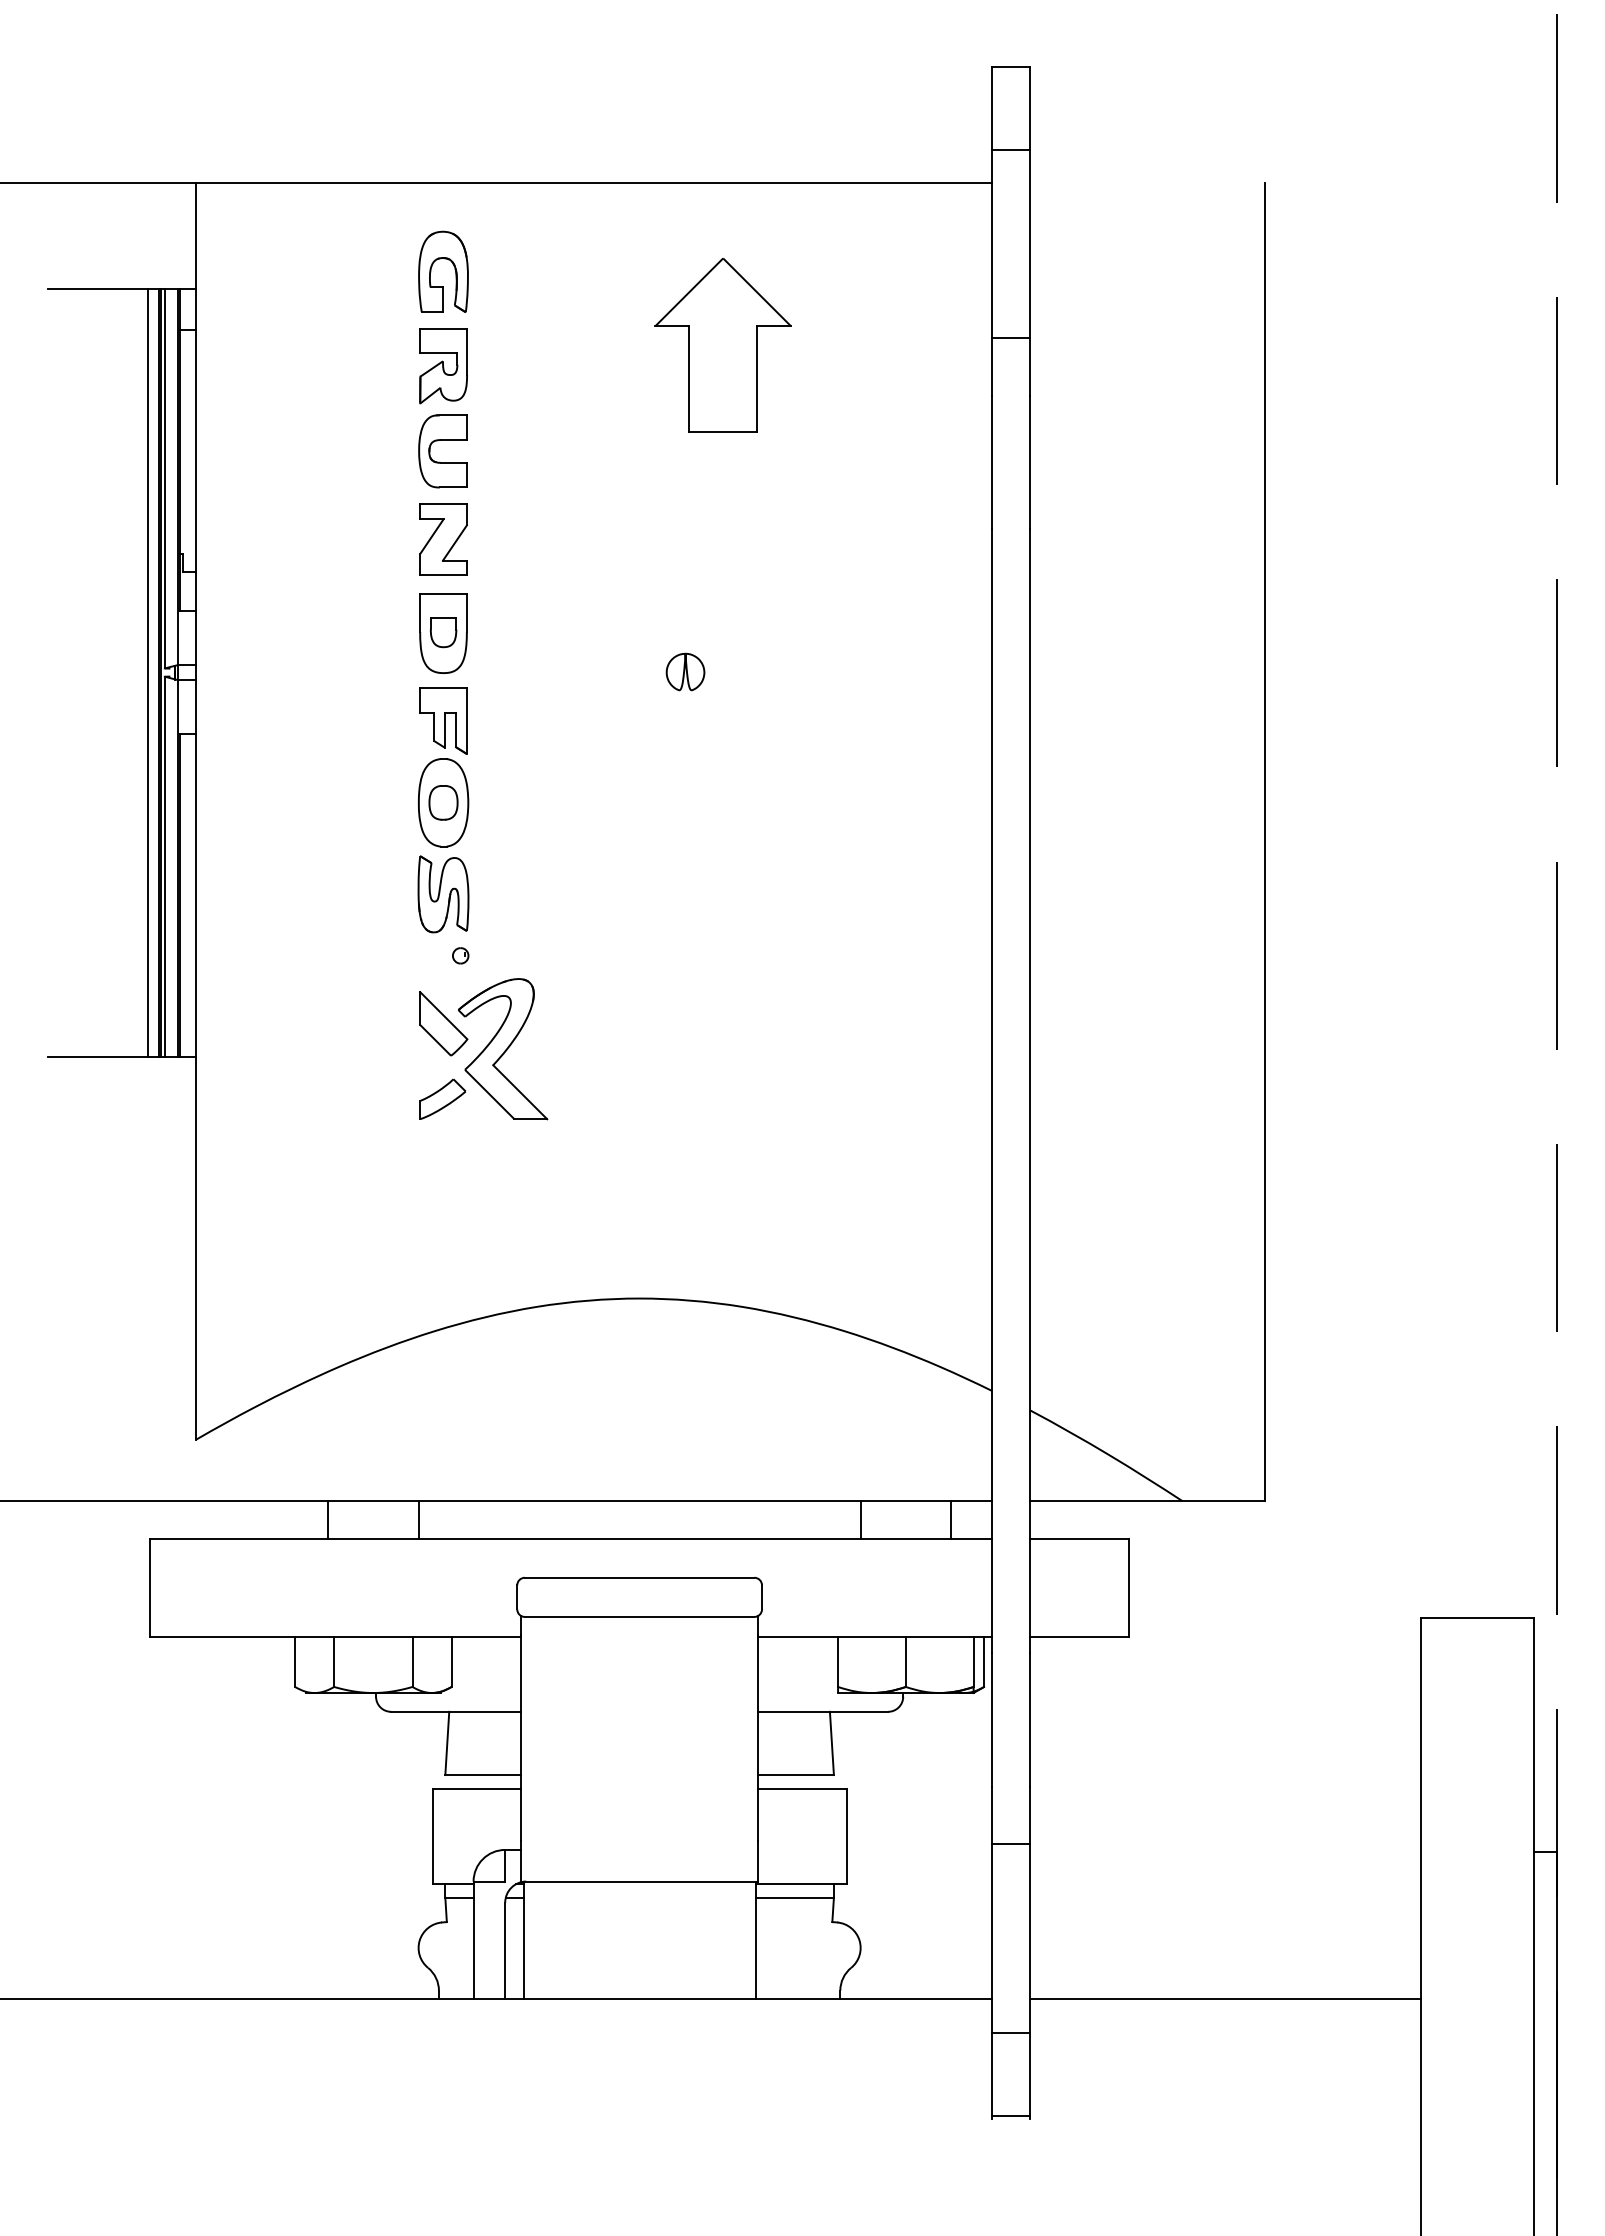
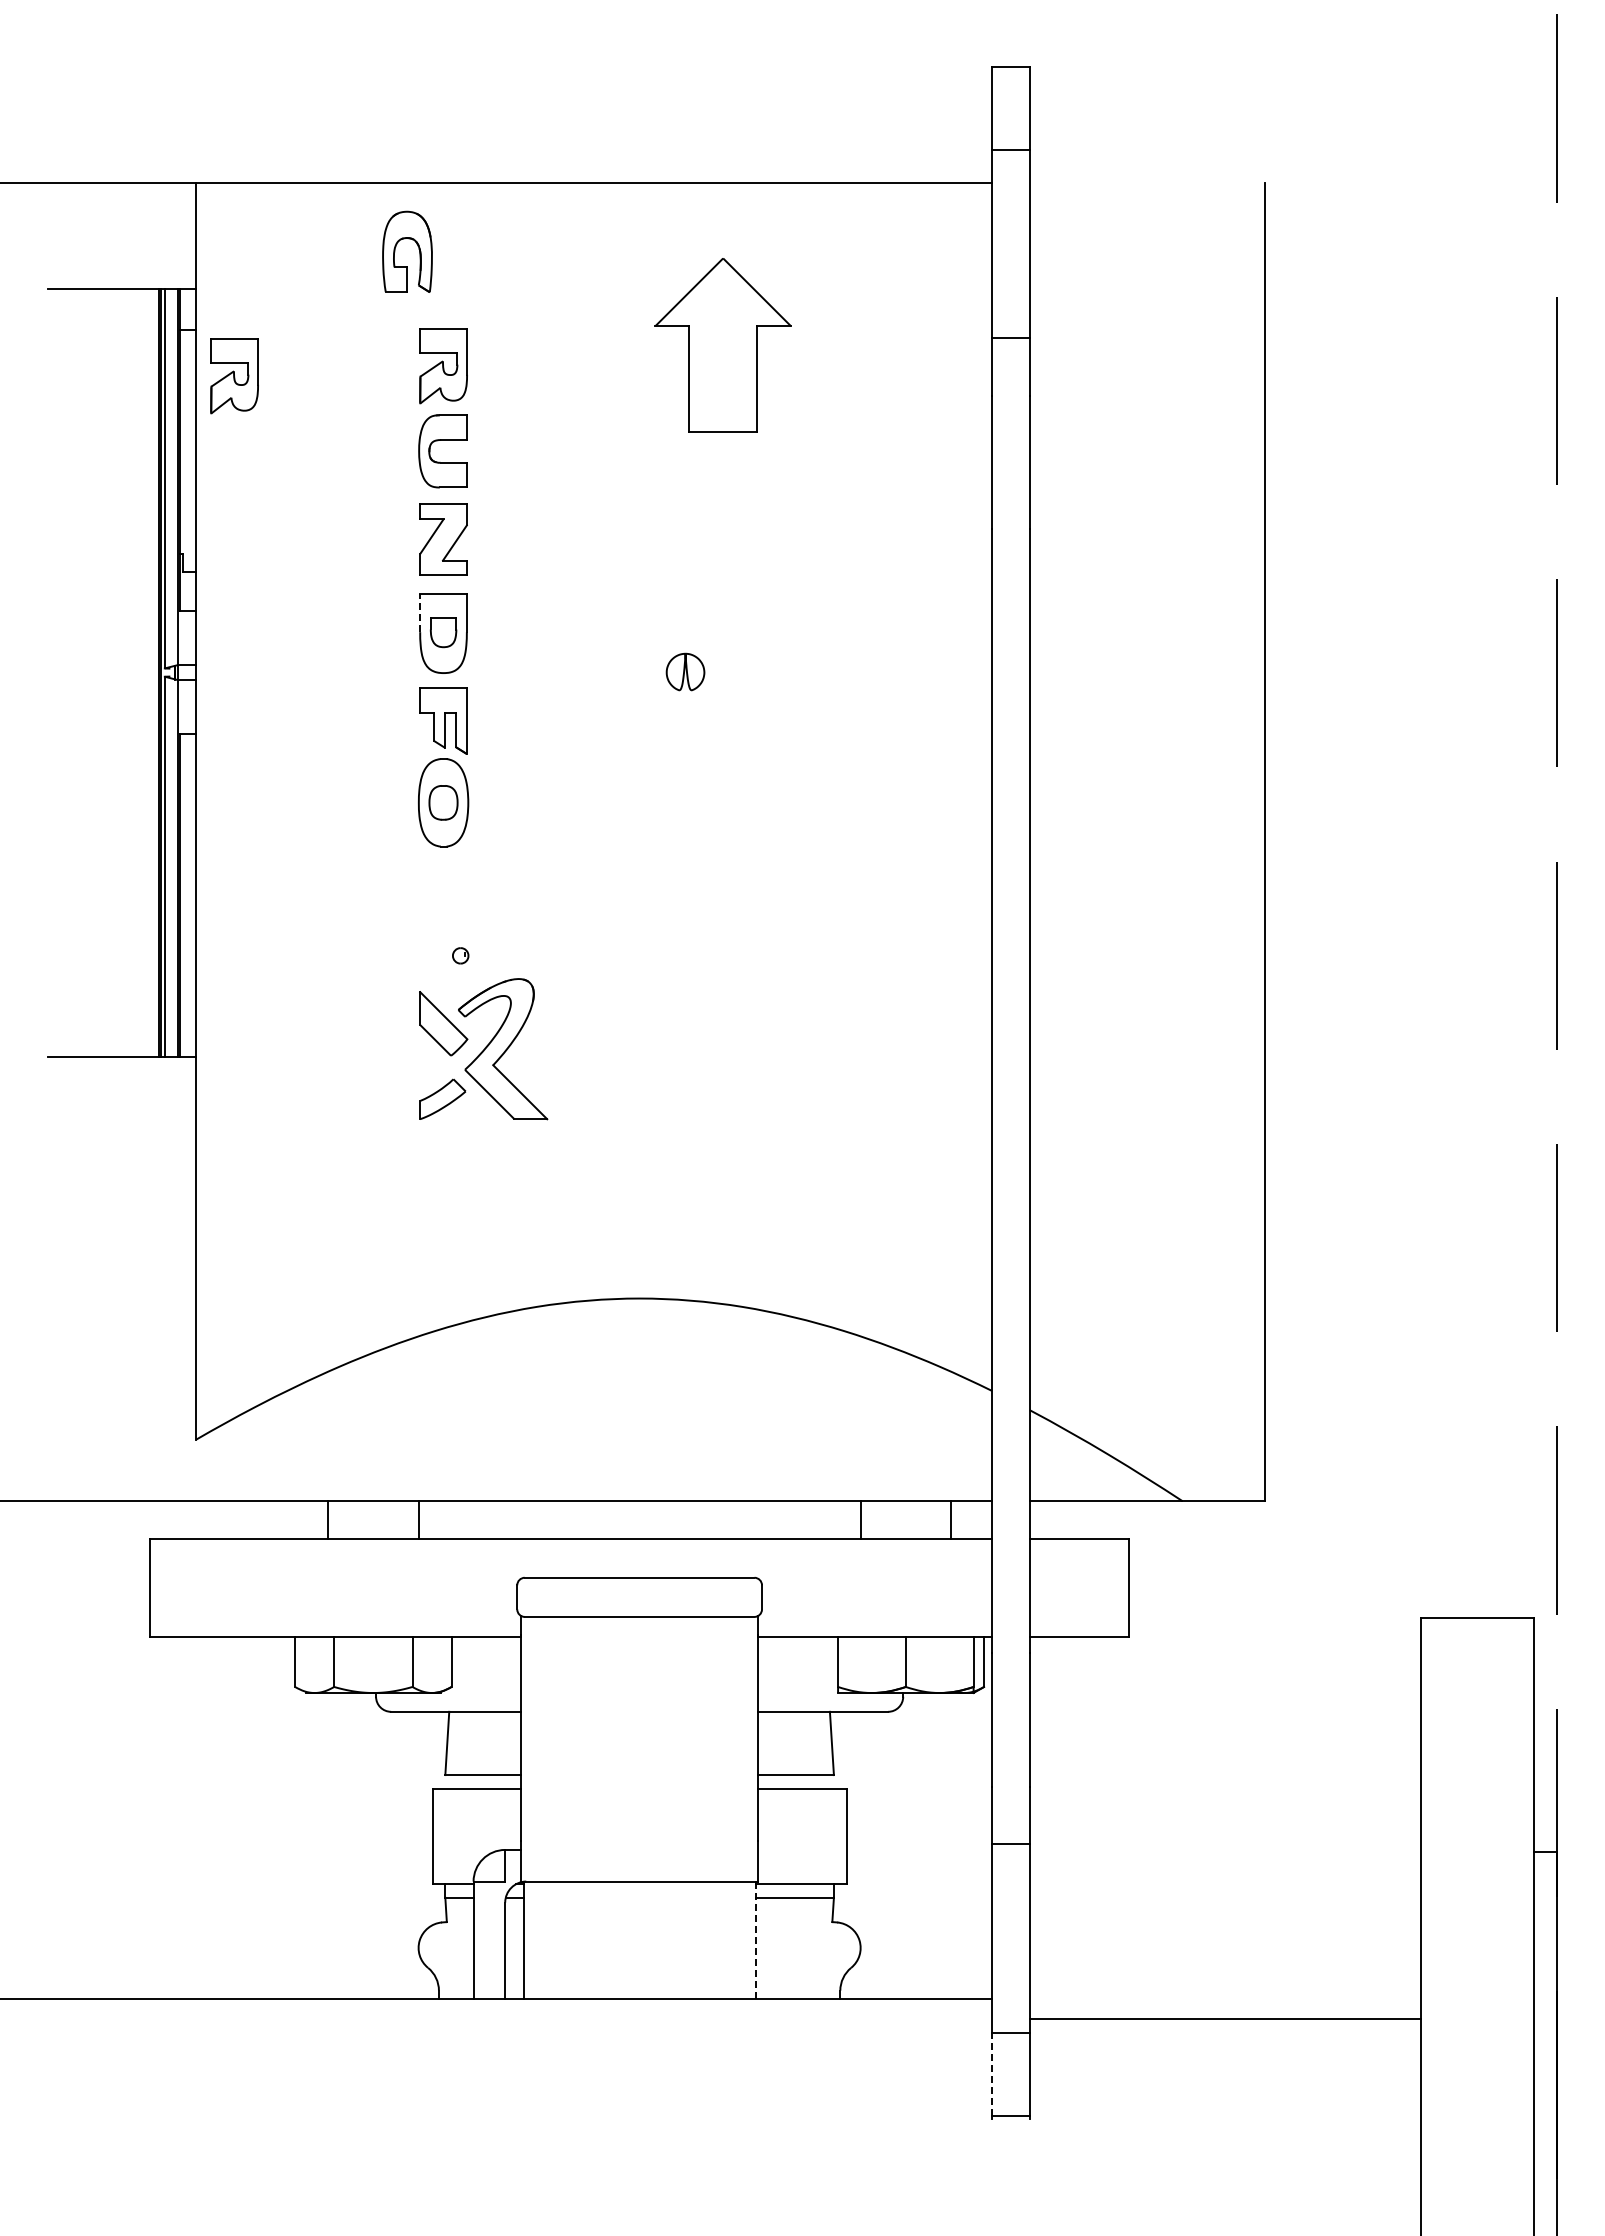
part position: (453, 266) -> (417, 246) (417, 246)
part: none -> present (234, 376)
line: solid -> dashed (420, 612)
line: present -> none (147, 672)
part: present -> none (443, 894)
line: solid -> dashed (755, 1940)
line position: (1225, 1999) -> (1225, 2019) (1225, 2019)
line: solid -> dashed (992, 2073)
